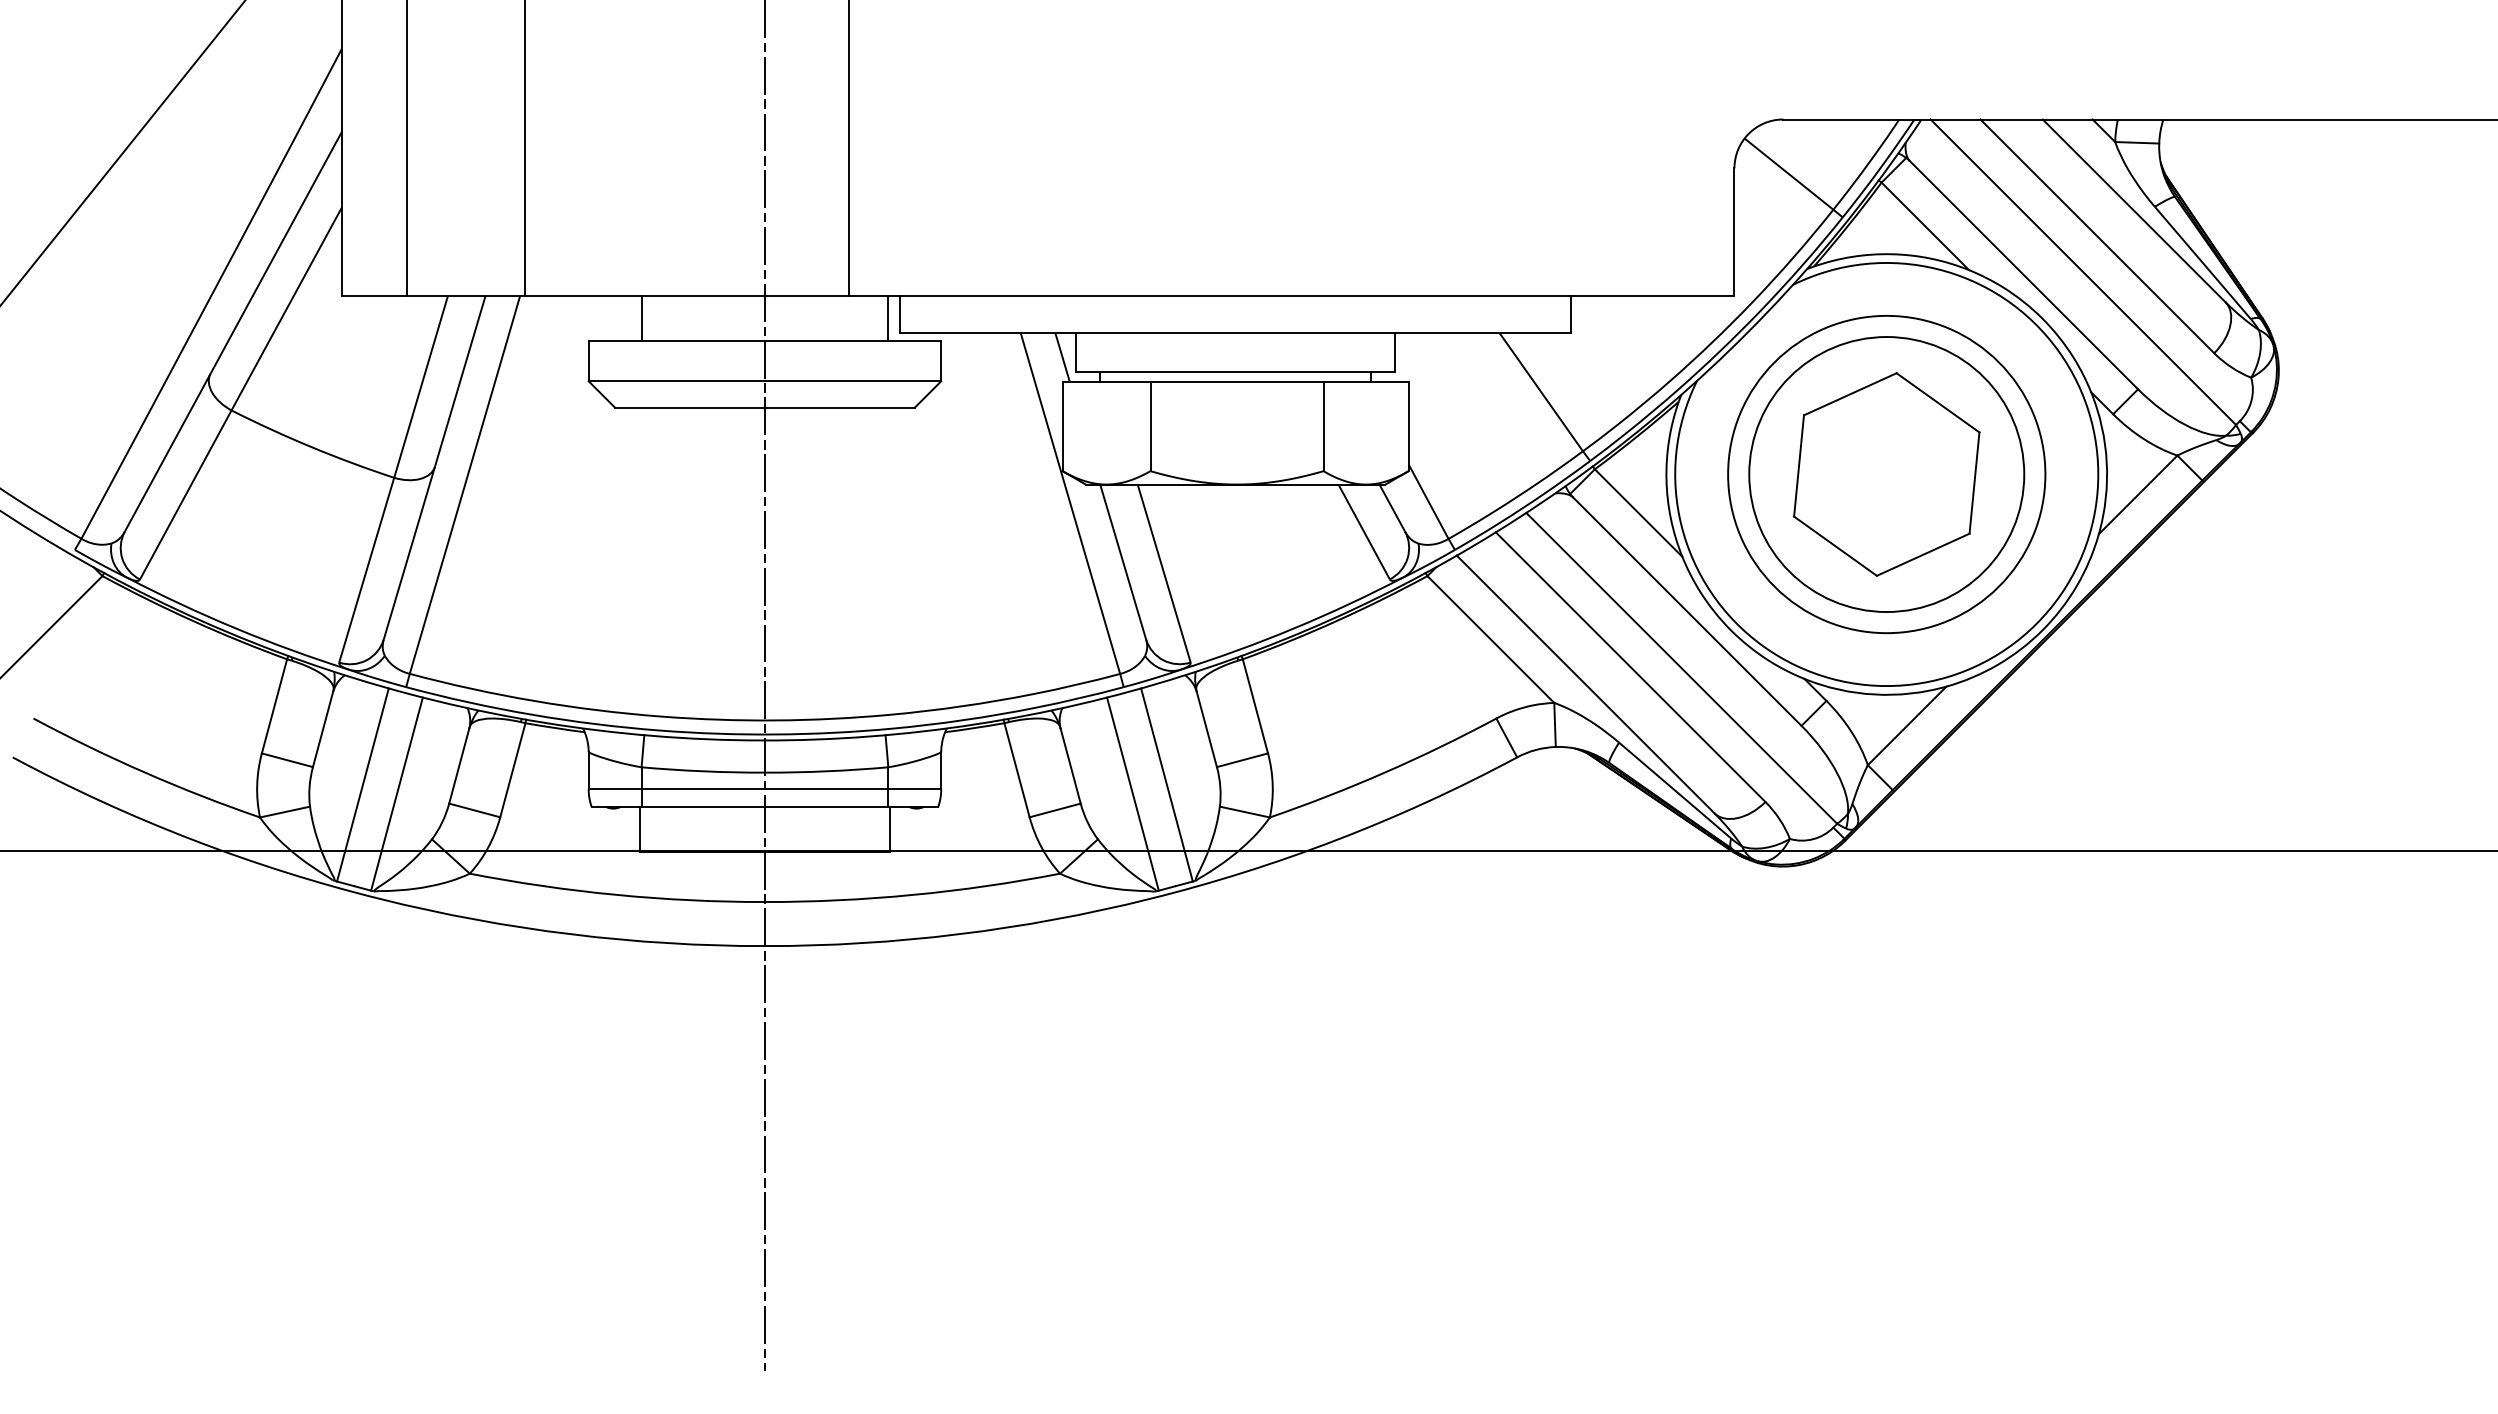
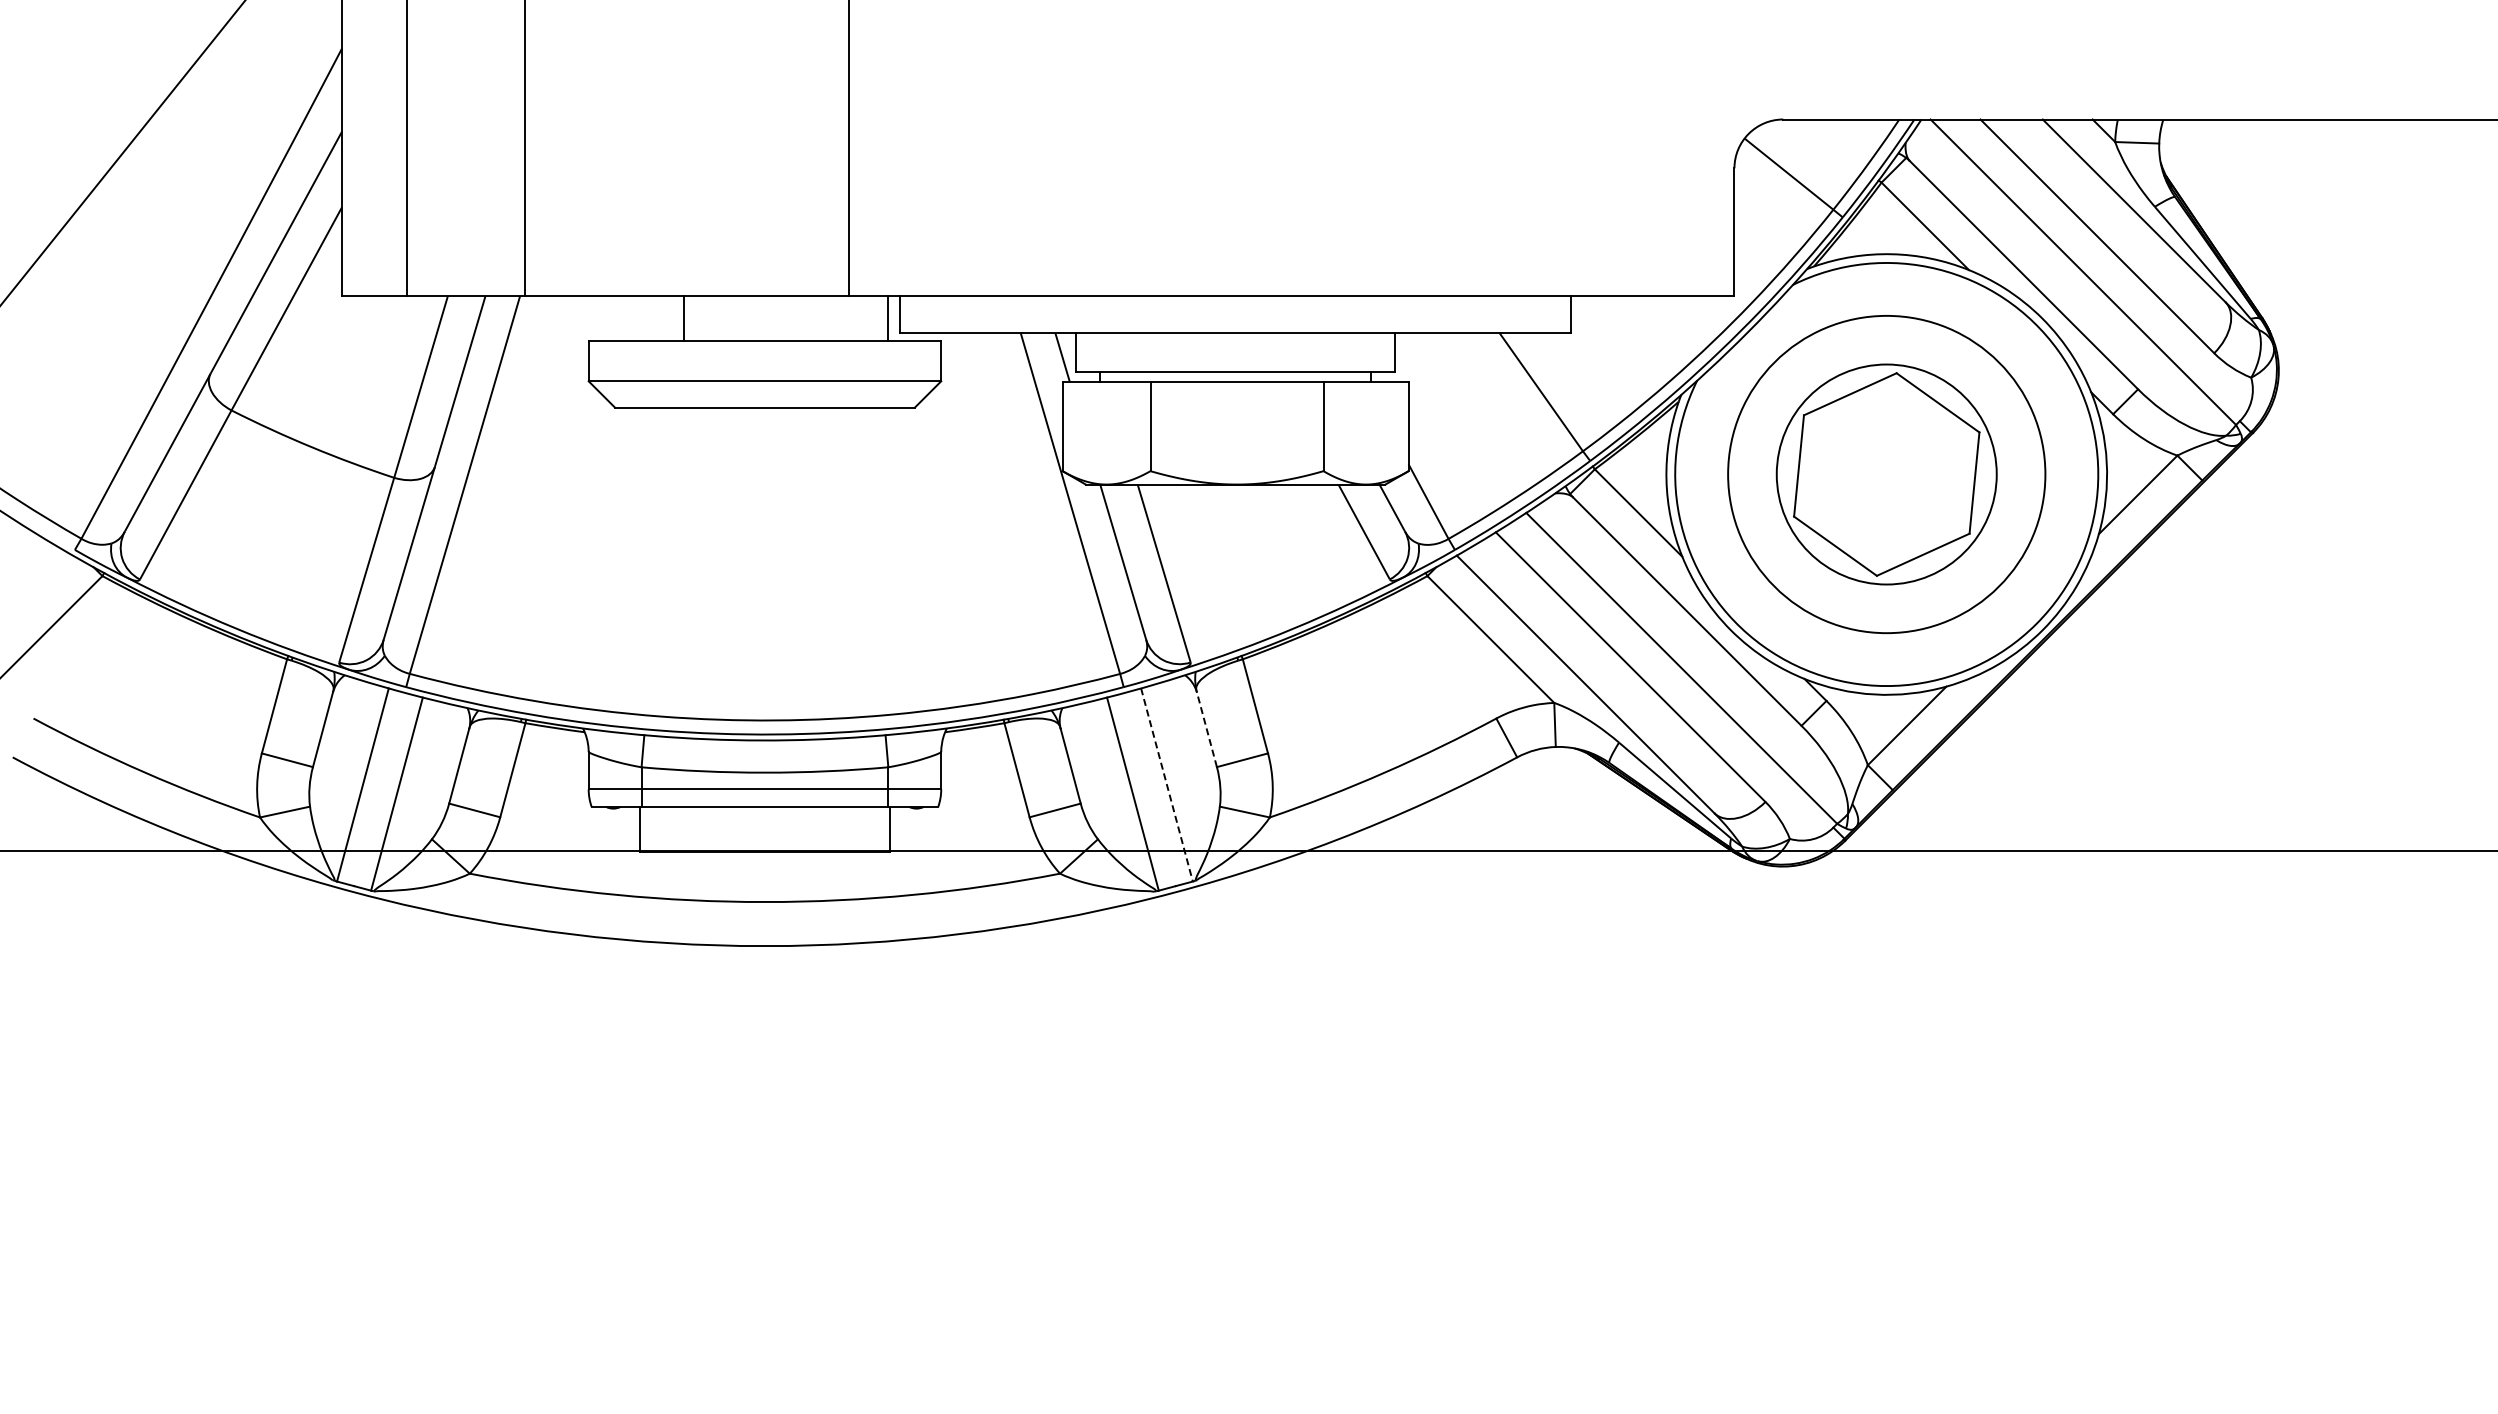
line position: (641, 317) -> (683, 317) (683, 317)
circle diameter: 275 px -> 220 px (1886, 474)
line: present -> none (764, 686)
line: solid -> dashed (1206, 729)
line: solid -> dashed (1166, 785)
